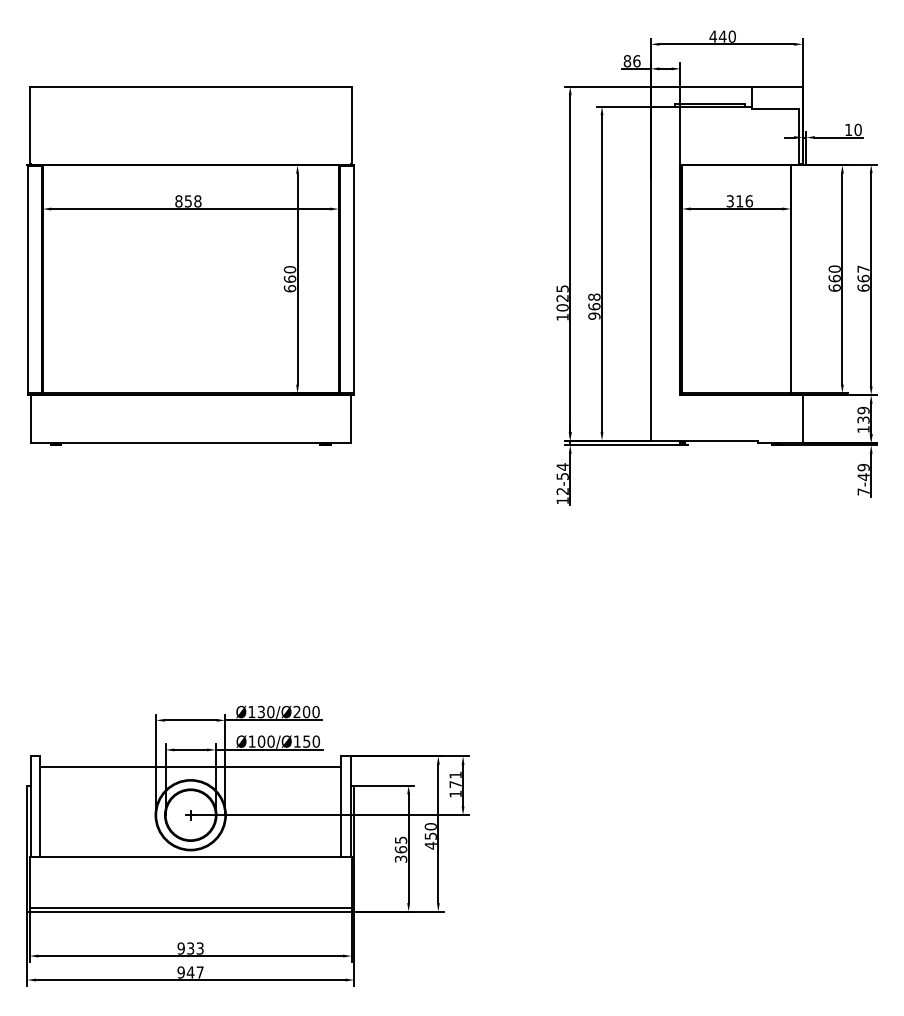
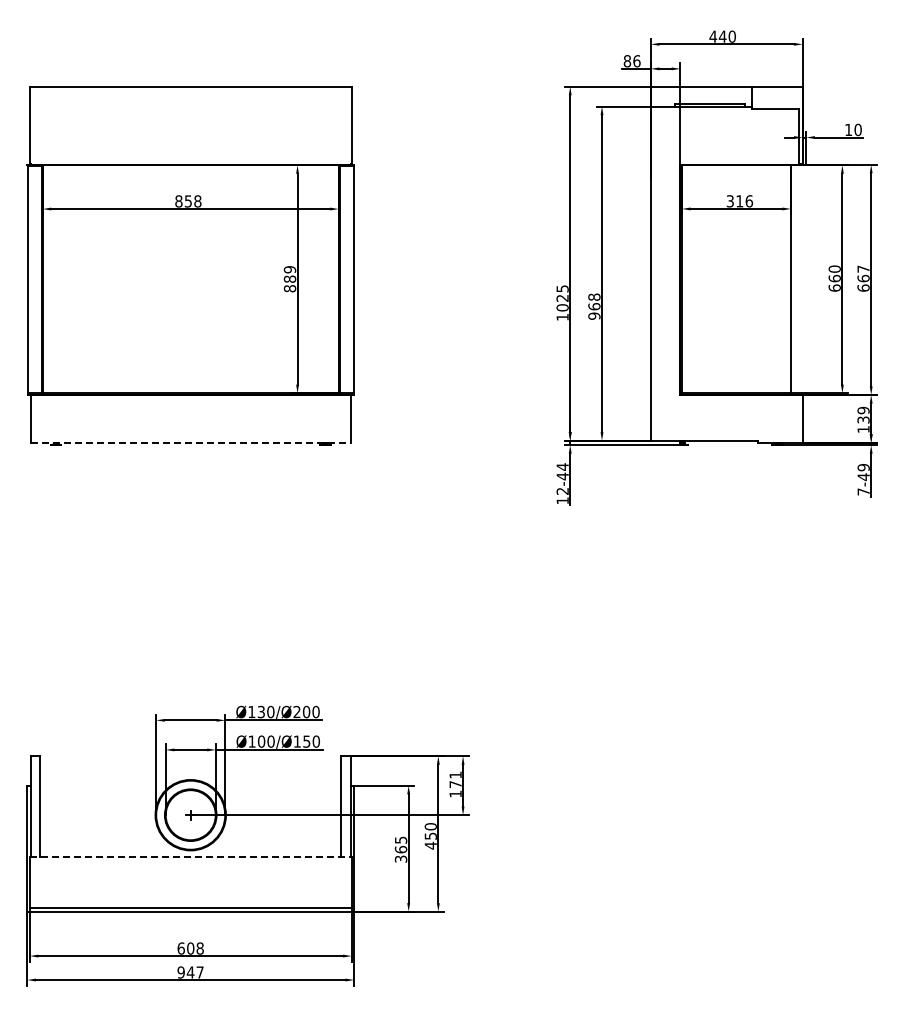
text: 660 -> 889 (289, 279)
line: solid -> dashed (190, 442)
text: 12-54 -> 12-44 (562, 476)
line: present -> none (190, 766)
line: solid -> dashed (190, 857)
text: 933 -> 608 (190, 948)
